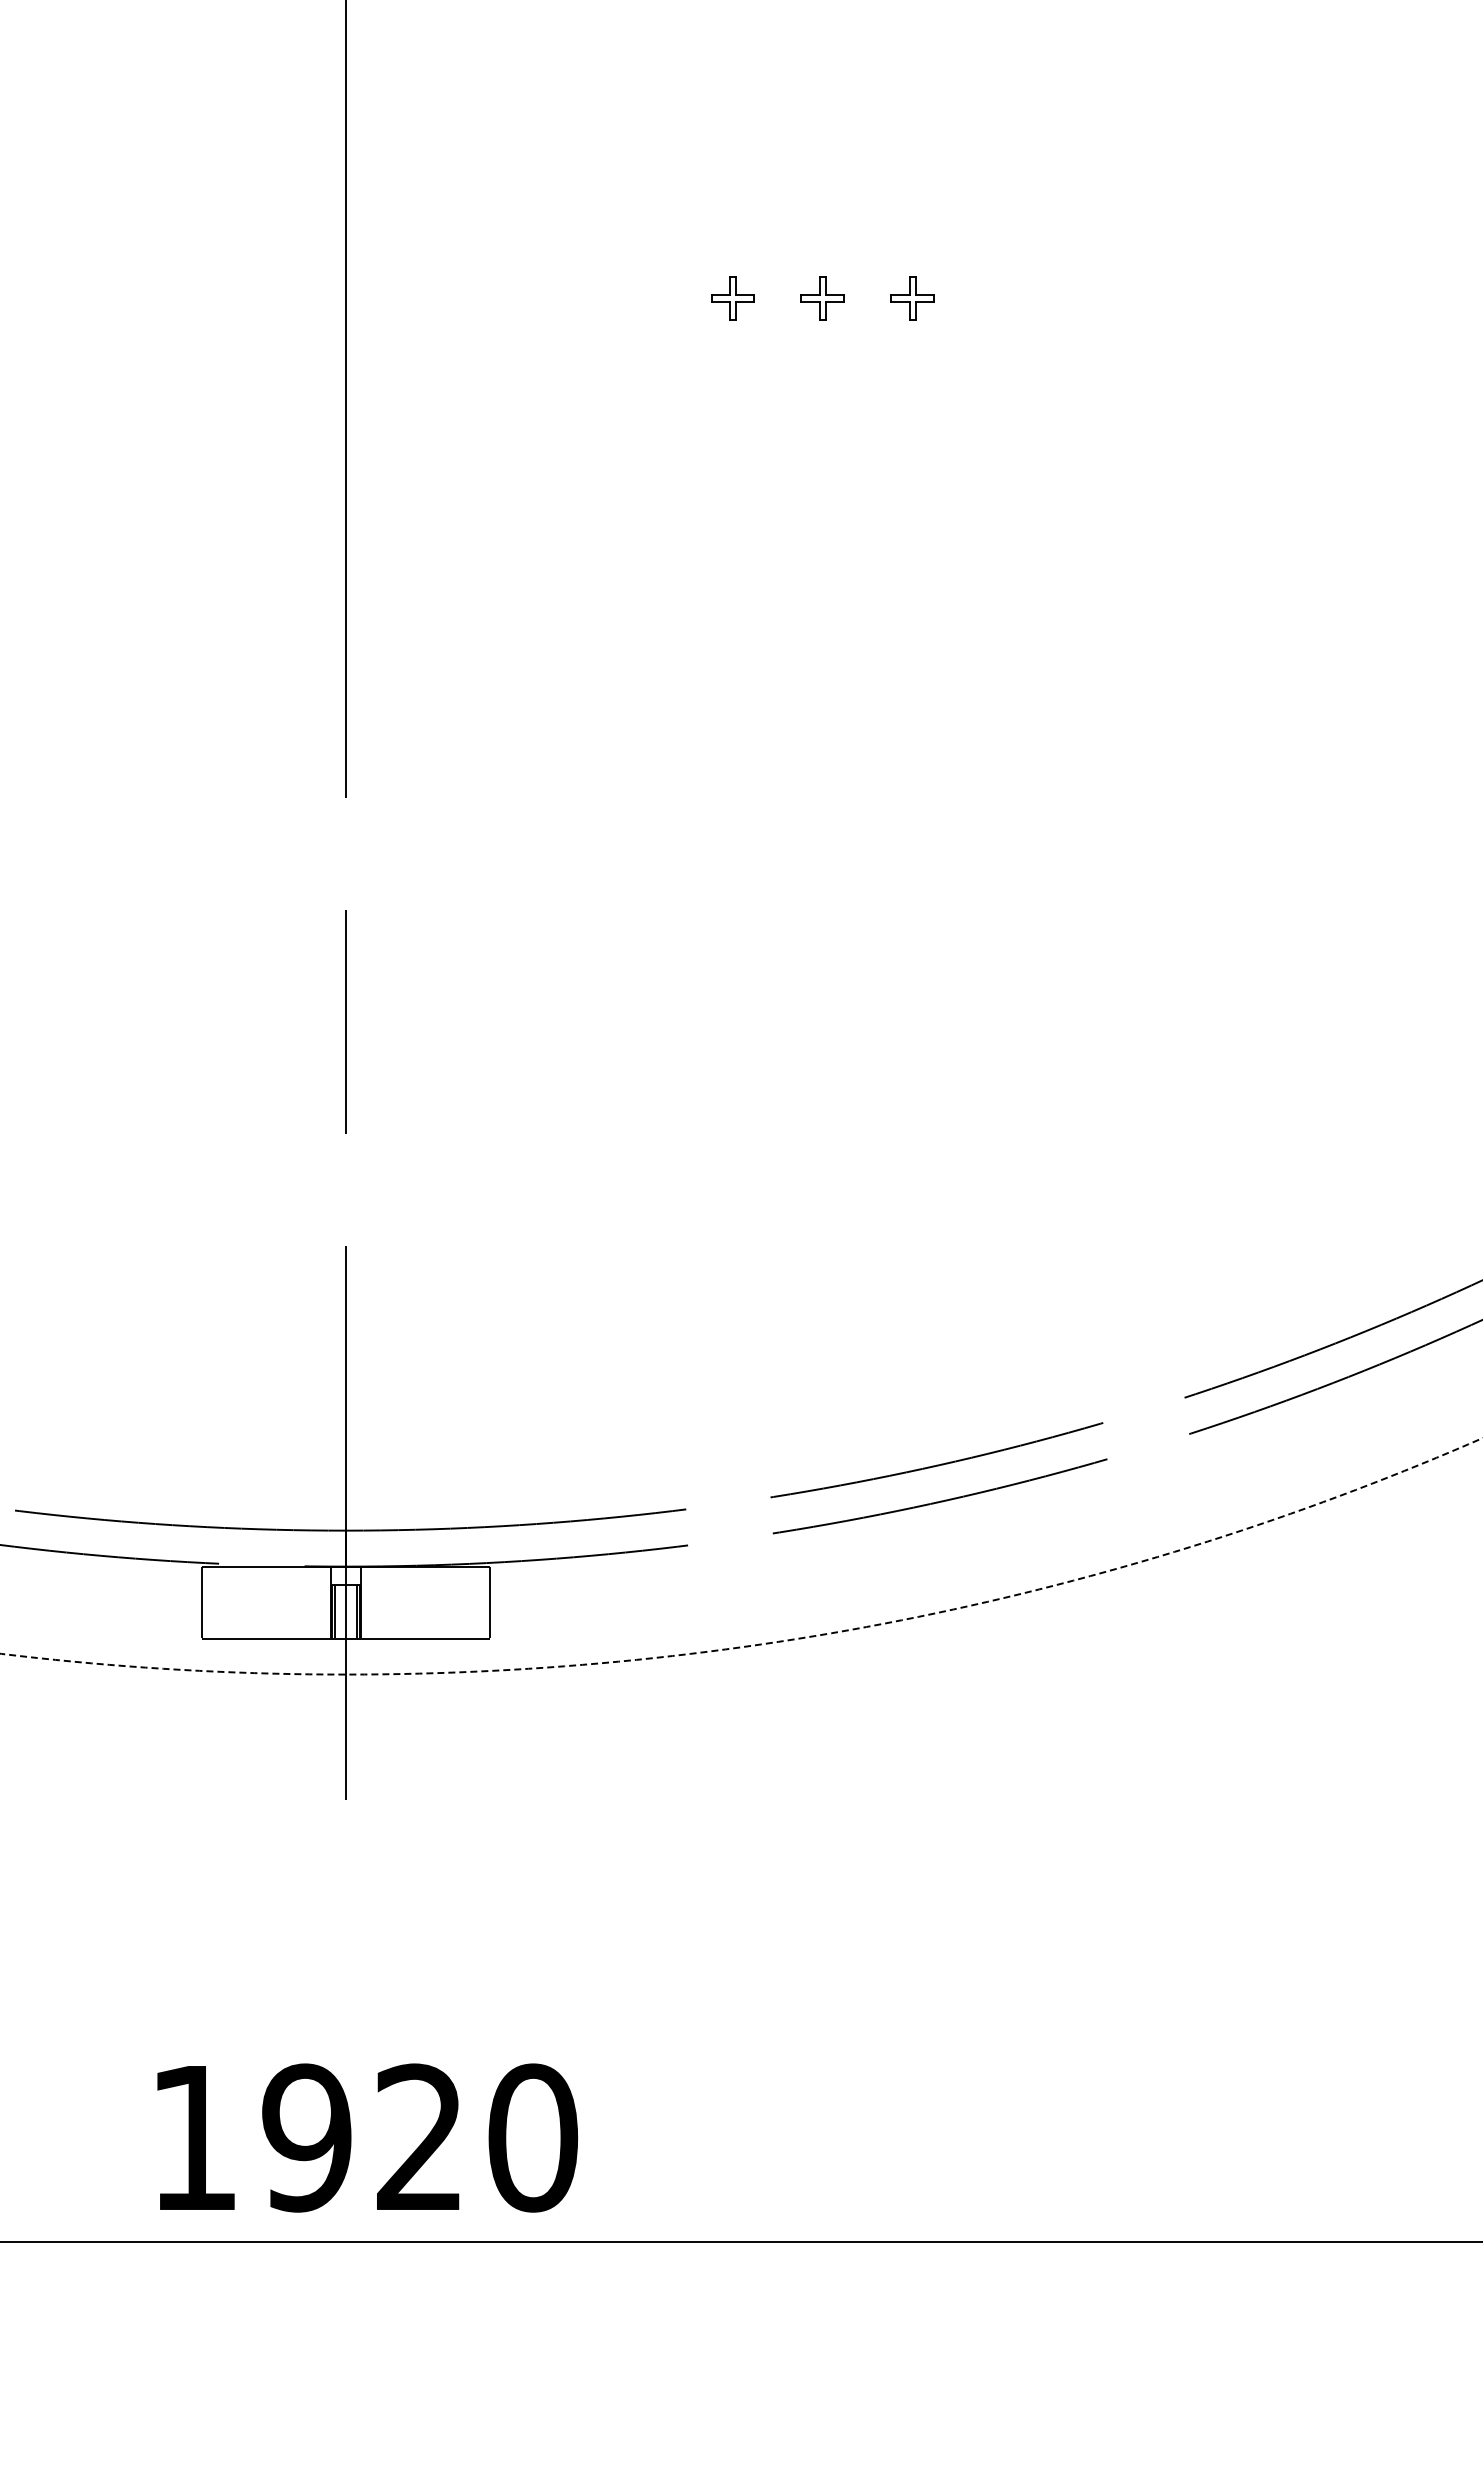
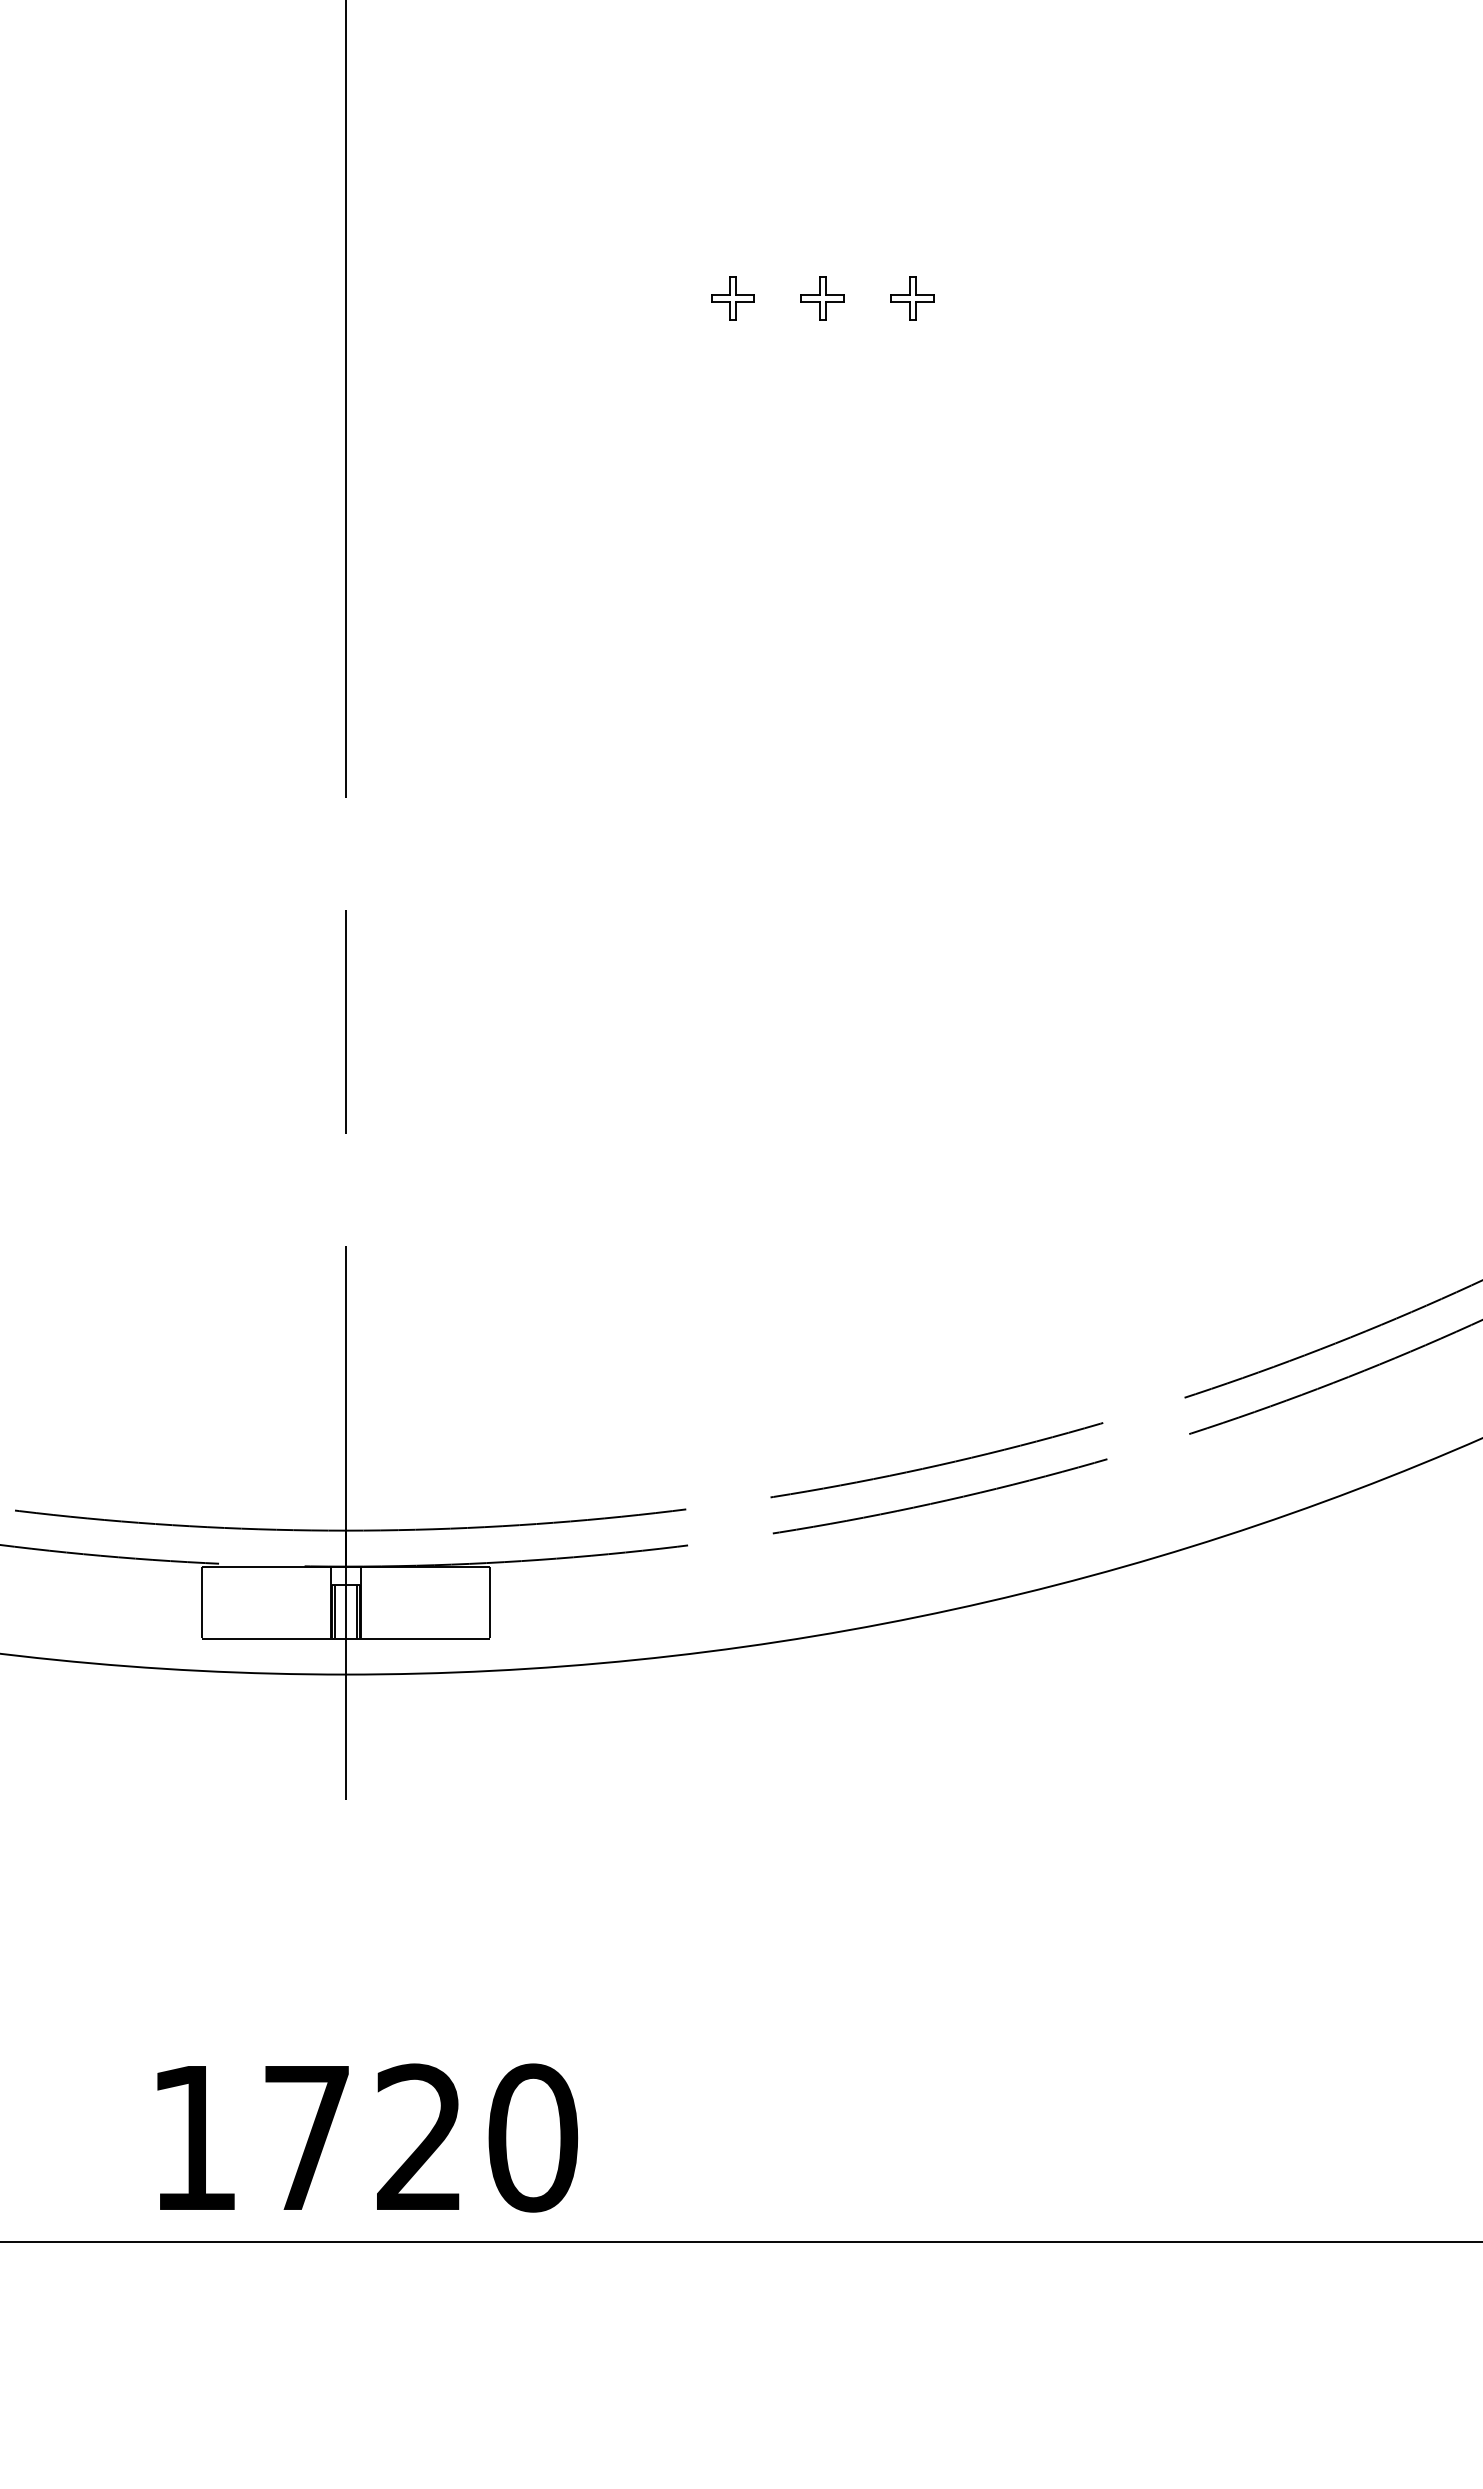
circle: dashed -> solid (741, 1556)
text: 1920 -> 1720 (306, 2137)
